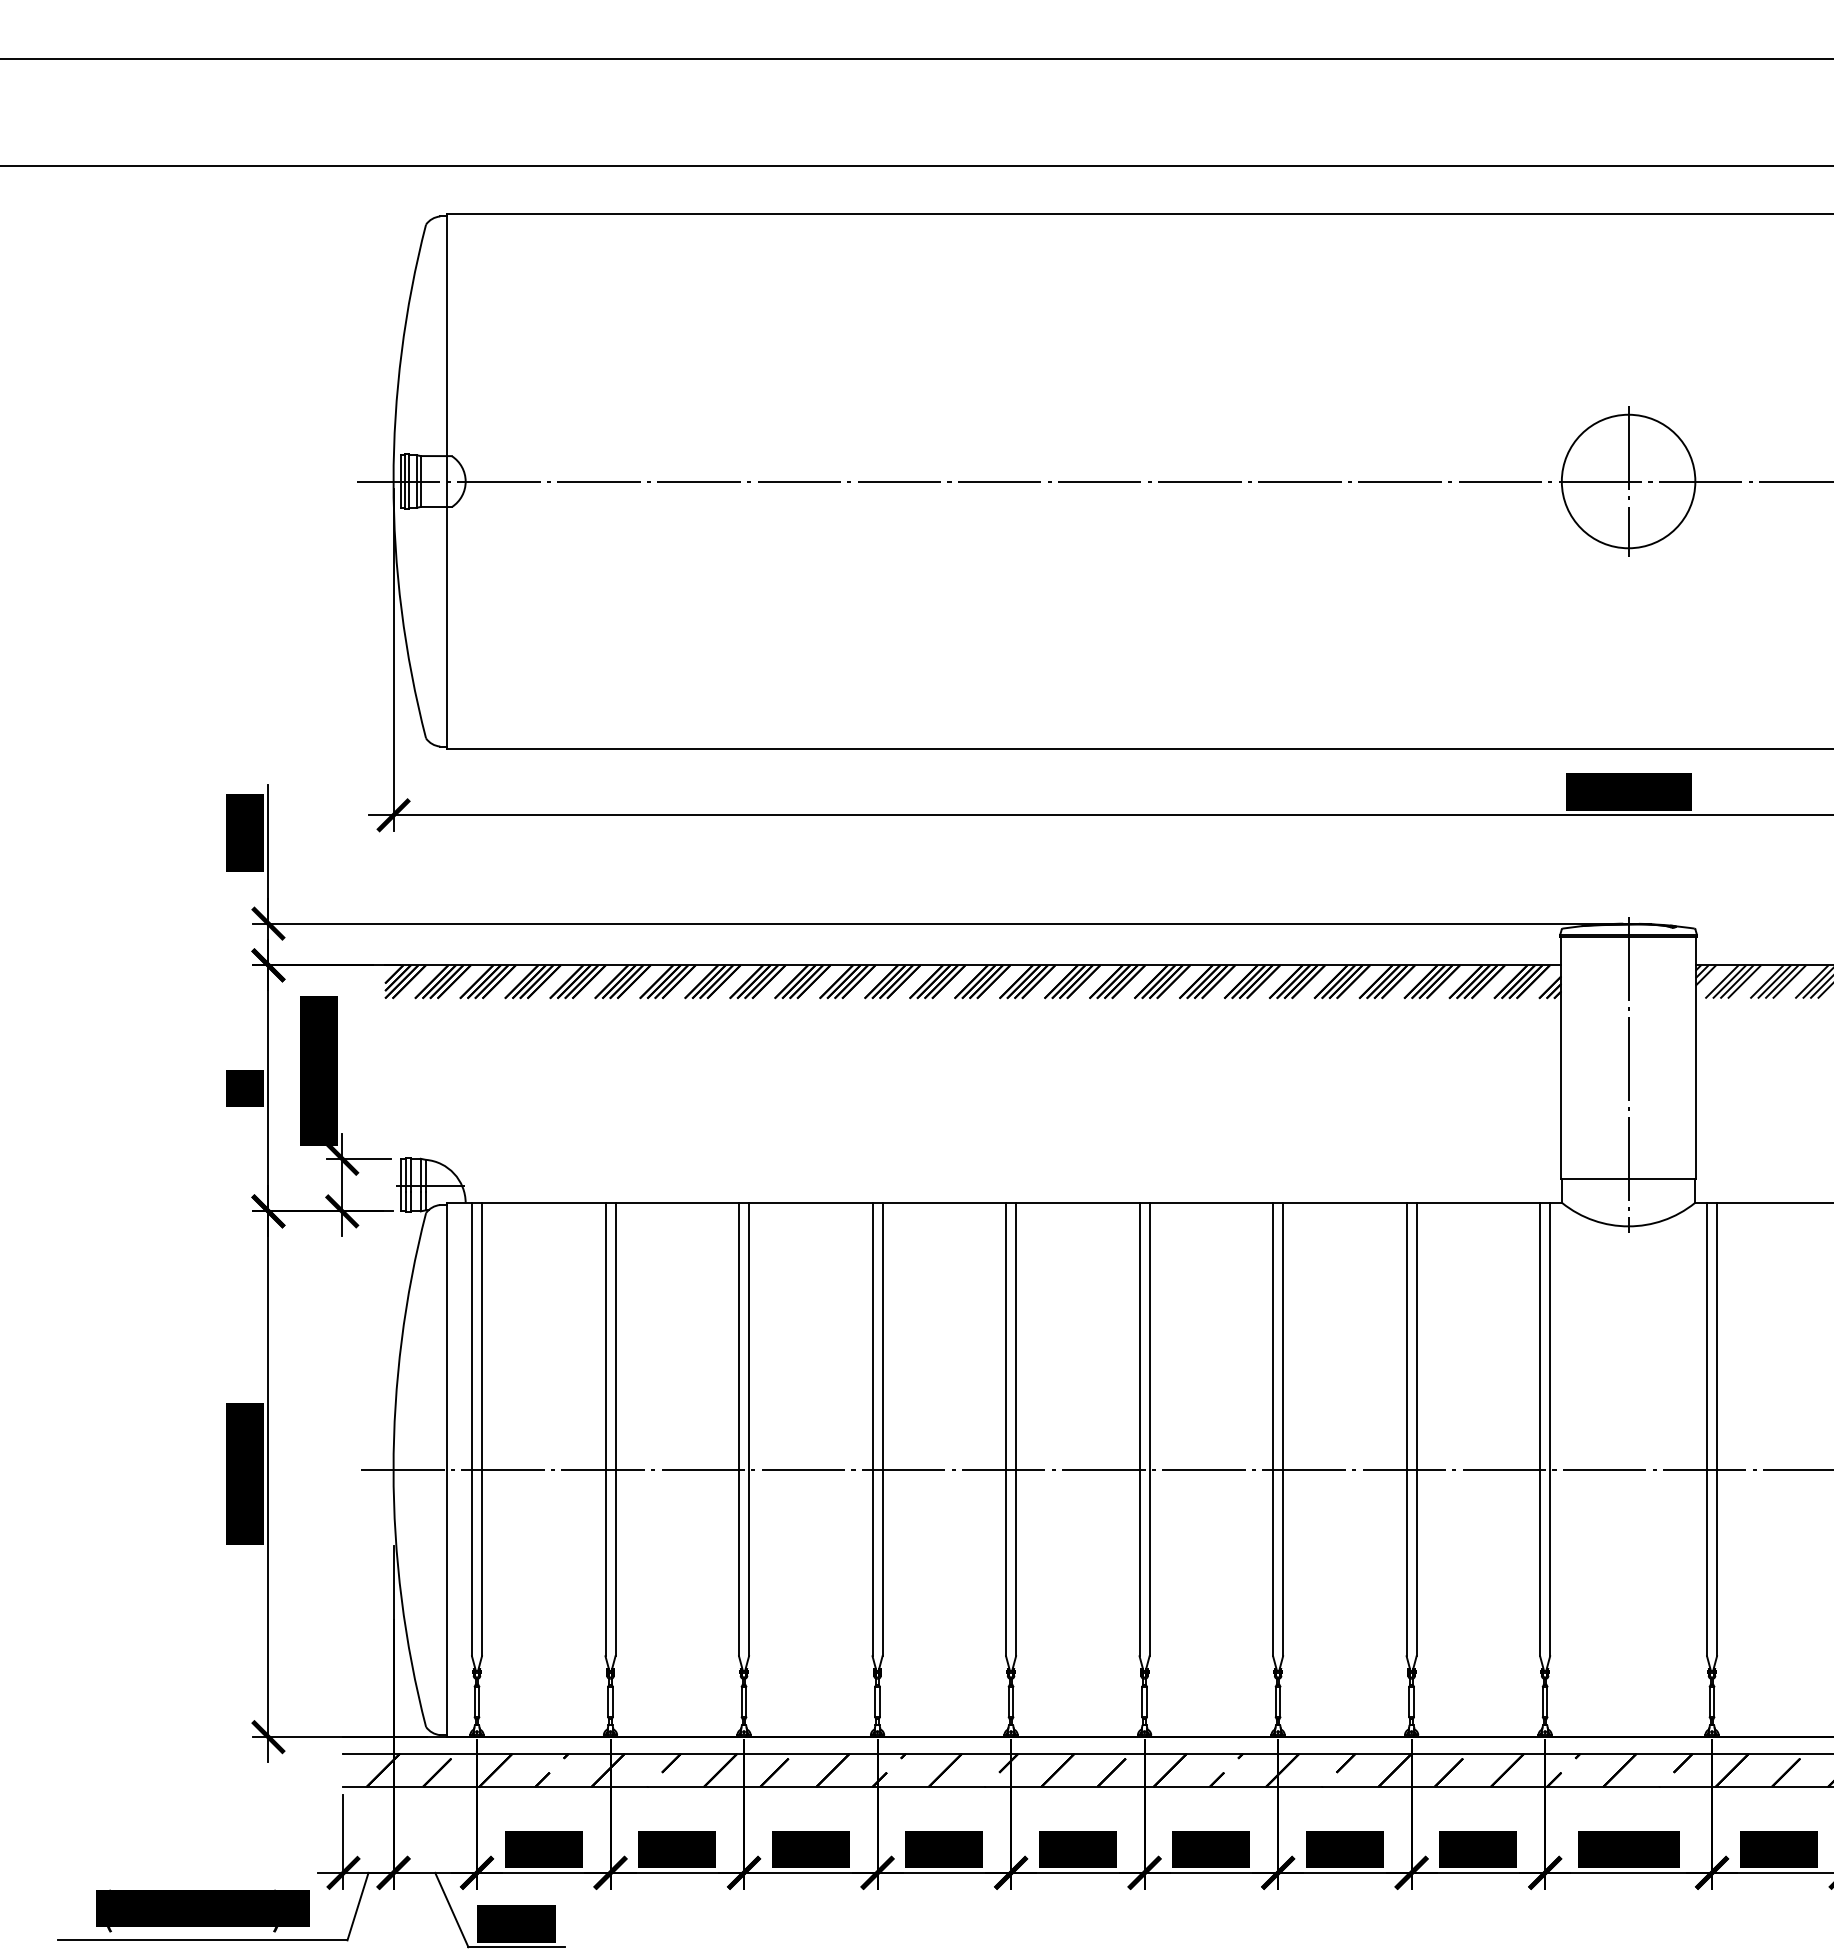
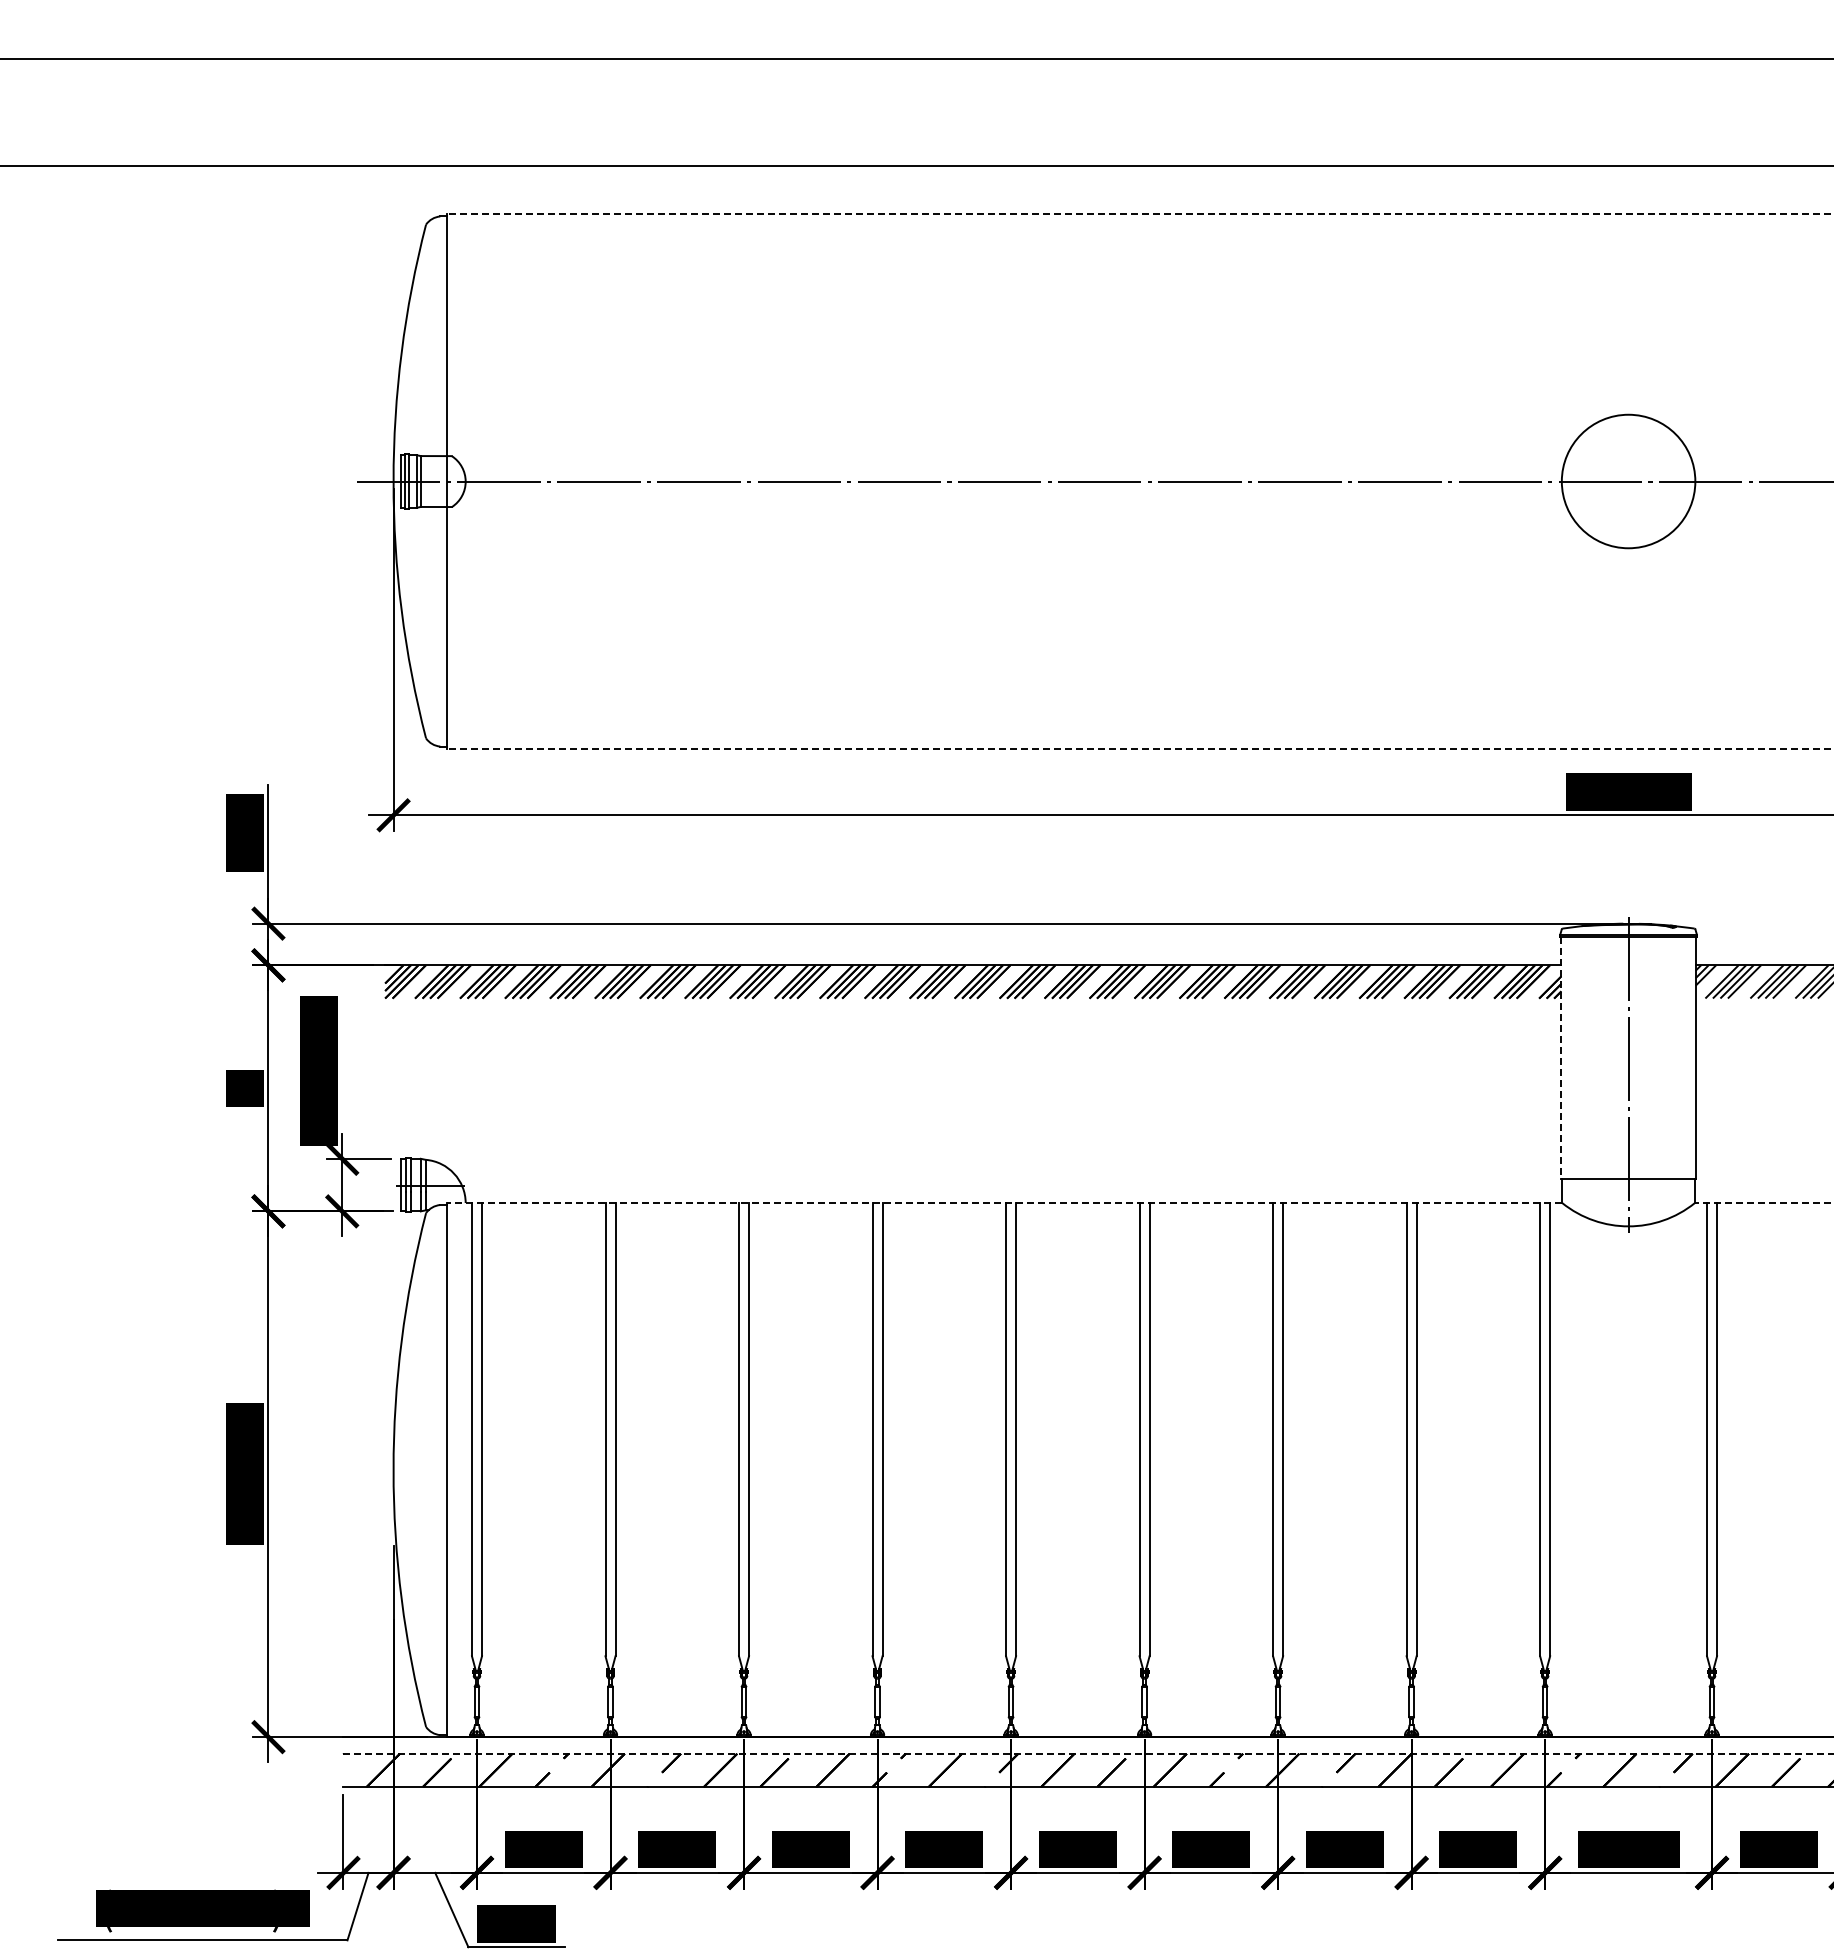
line: solid -> dashed (1139, 214)
line: present -> none (1628, 481)
line: solid -> dashed (1139, 748)
line: solid -> dashed (1561, 1058)
line: solid -> dashed (1004, 1203)
line: solid -> dashed (1763, 1203)
line: present -> none (1095, 1470)
line: solid -> dashed (1088, 1753)
